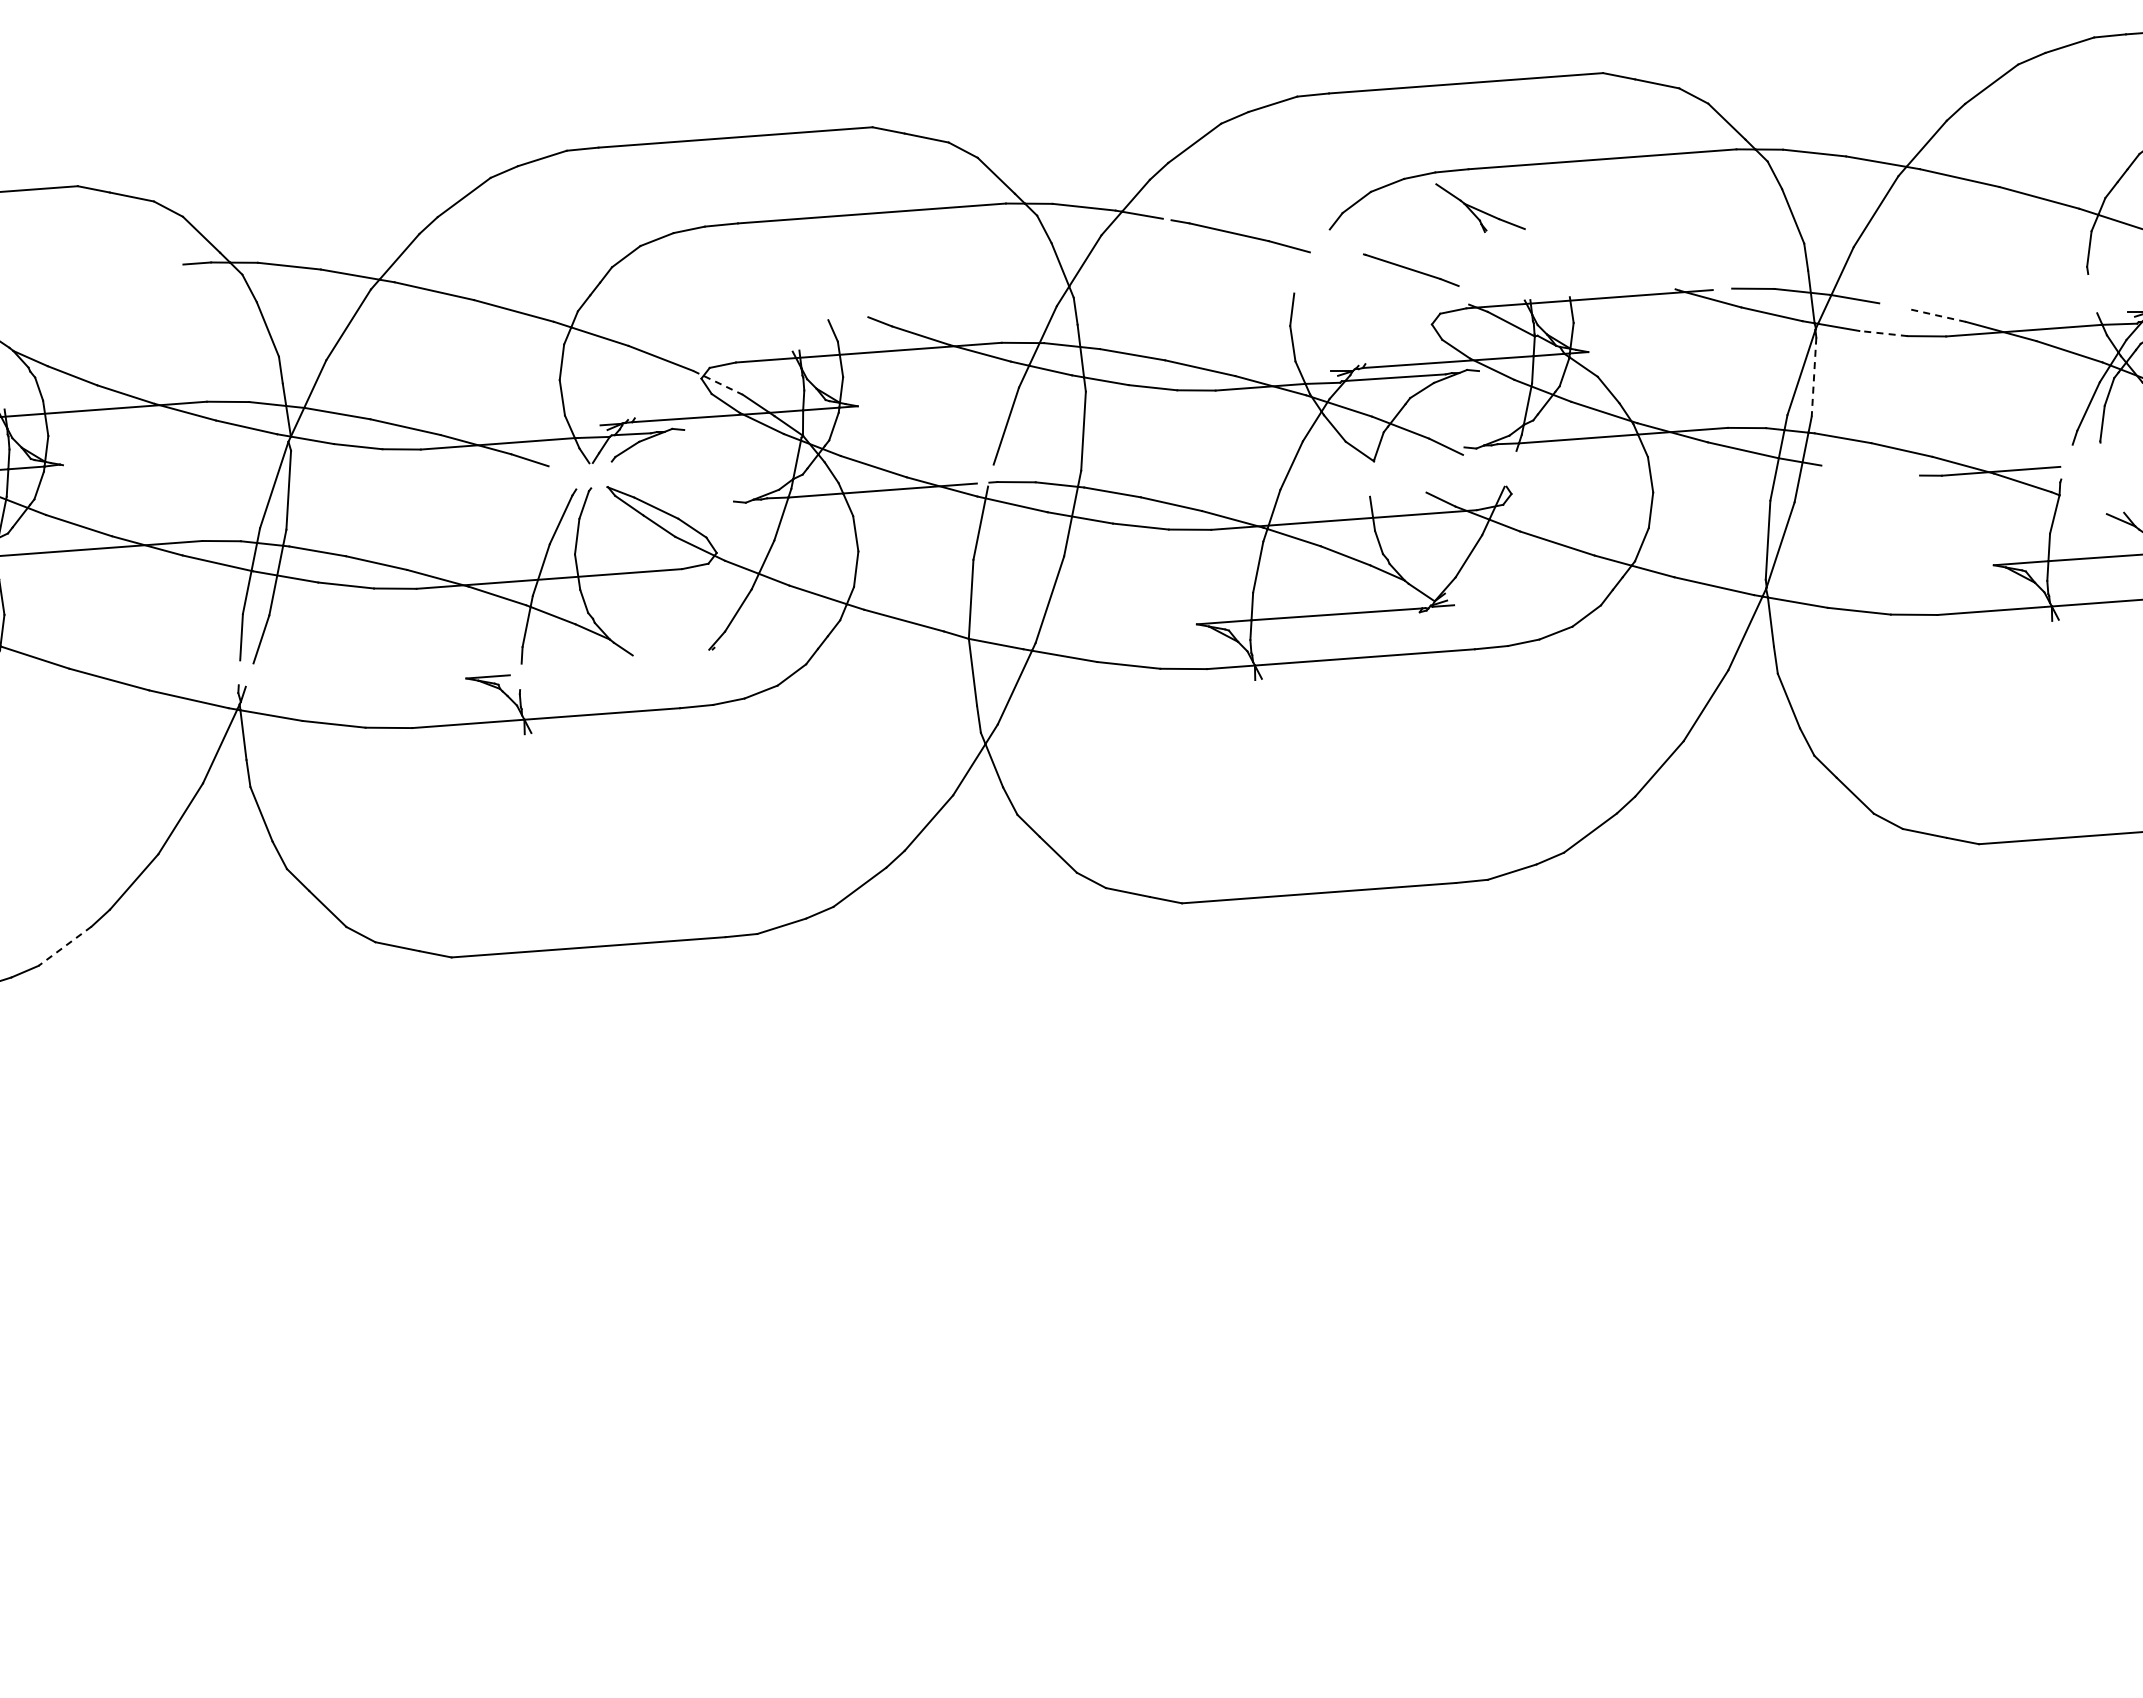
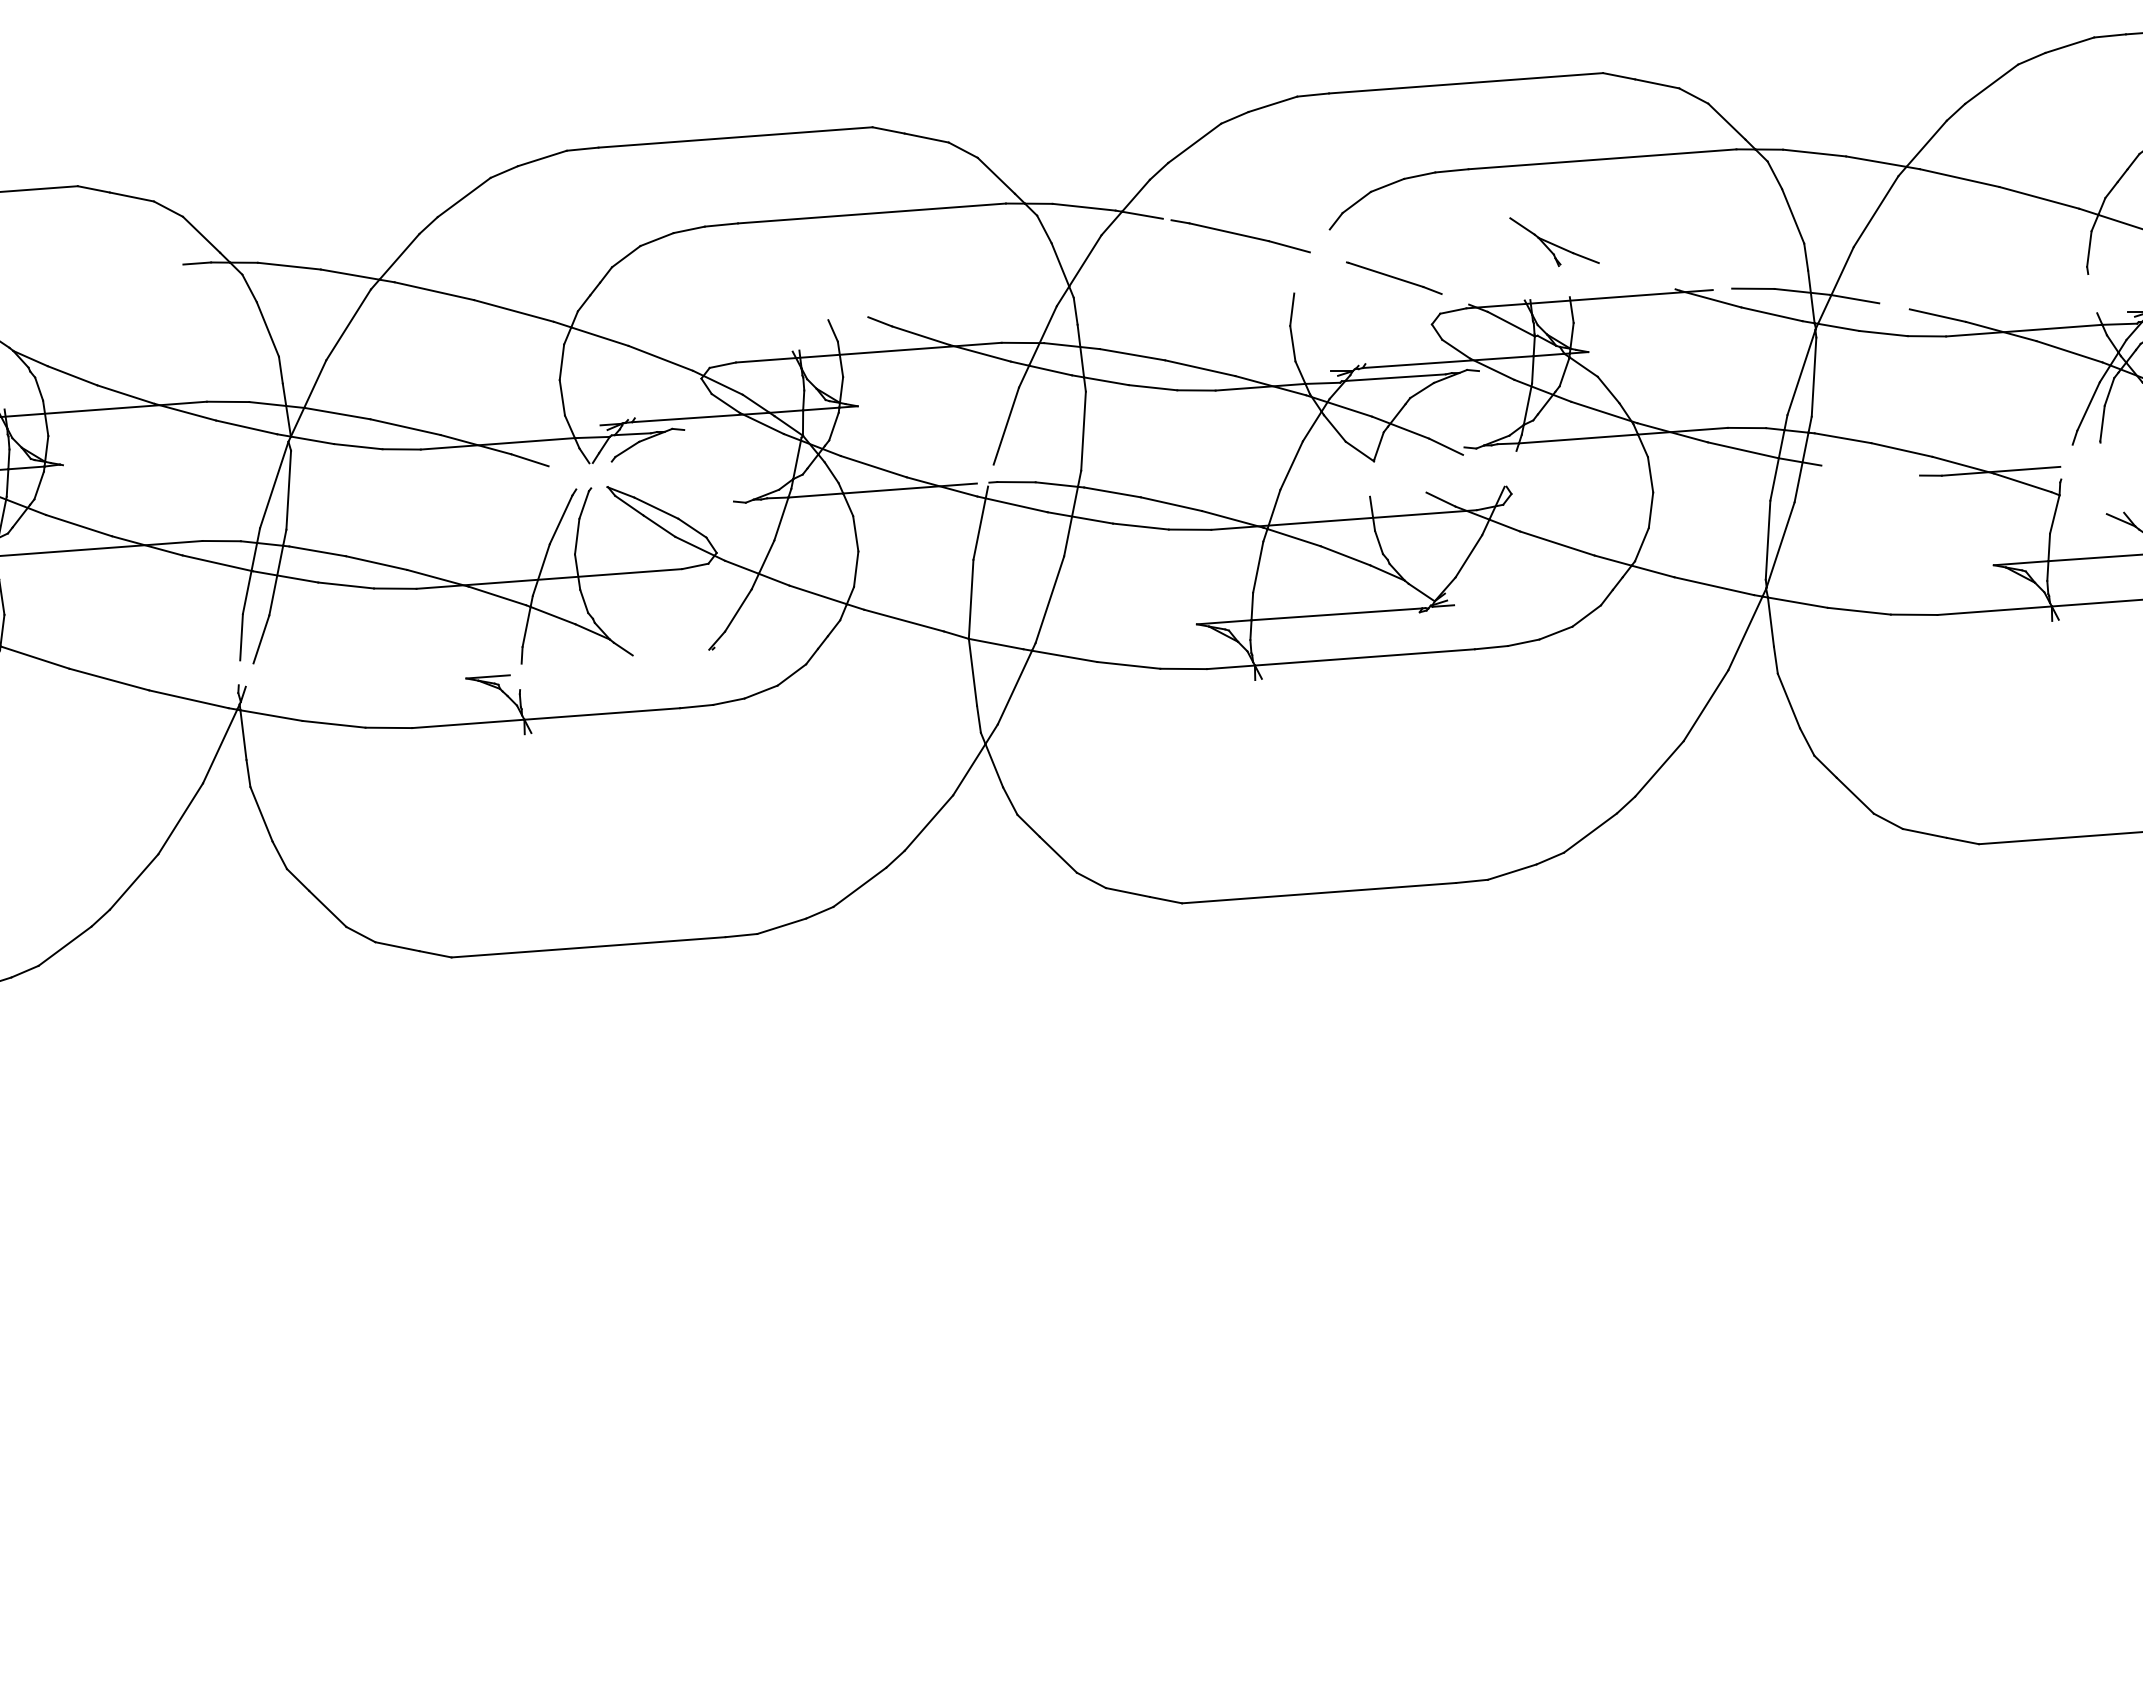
part position: (1480, 207) -> (1554, 241) (1554, 241)
line position: (1411, 269) -> (1394, 277) (1394, 277)
line: dashed -> solid (1937, 315)
line: dashed -> solid (1883, 333)
line: dashed -> solid (1814, 377)
line: dashed -> solid (717, 382)
line: dashed -> solid (65, 946)
